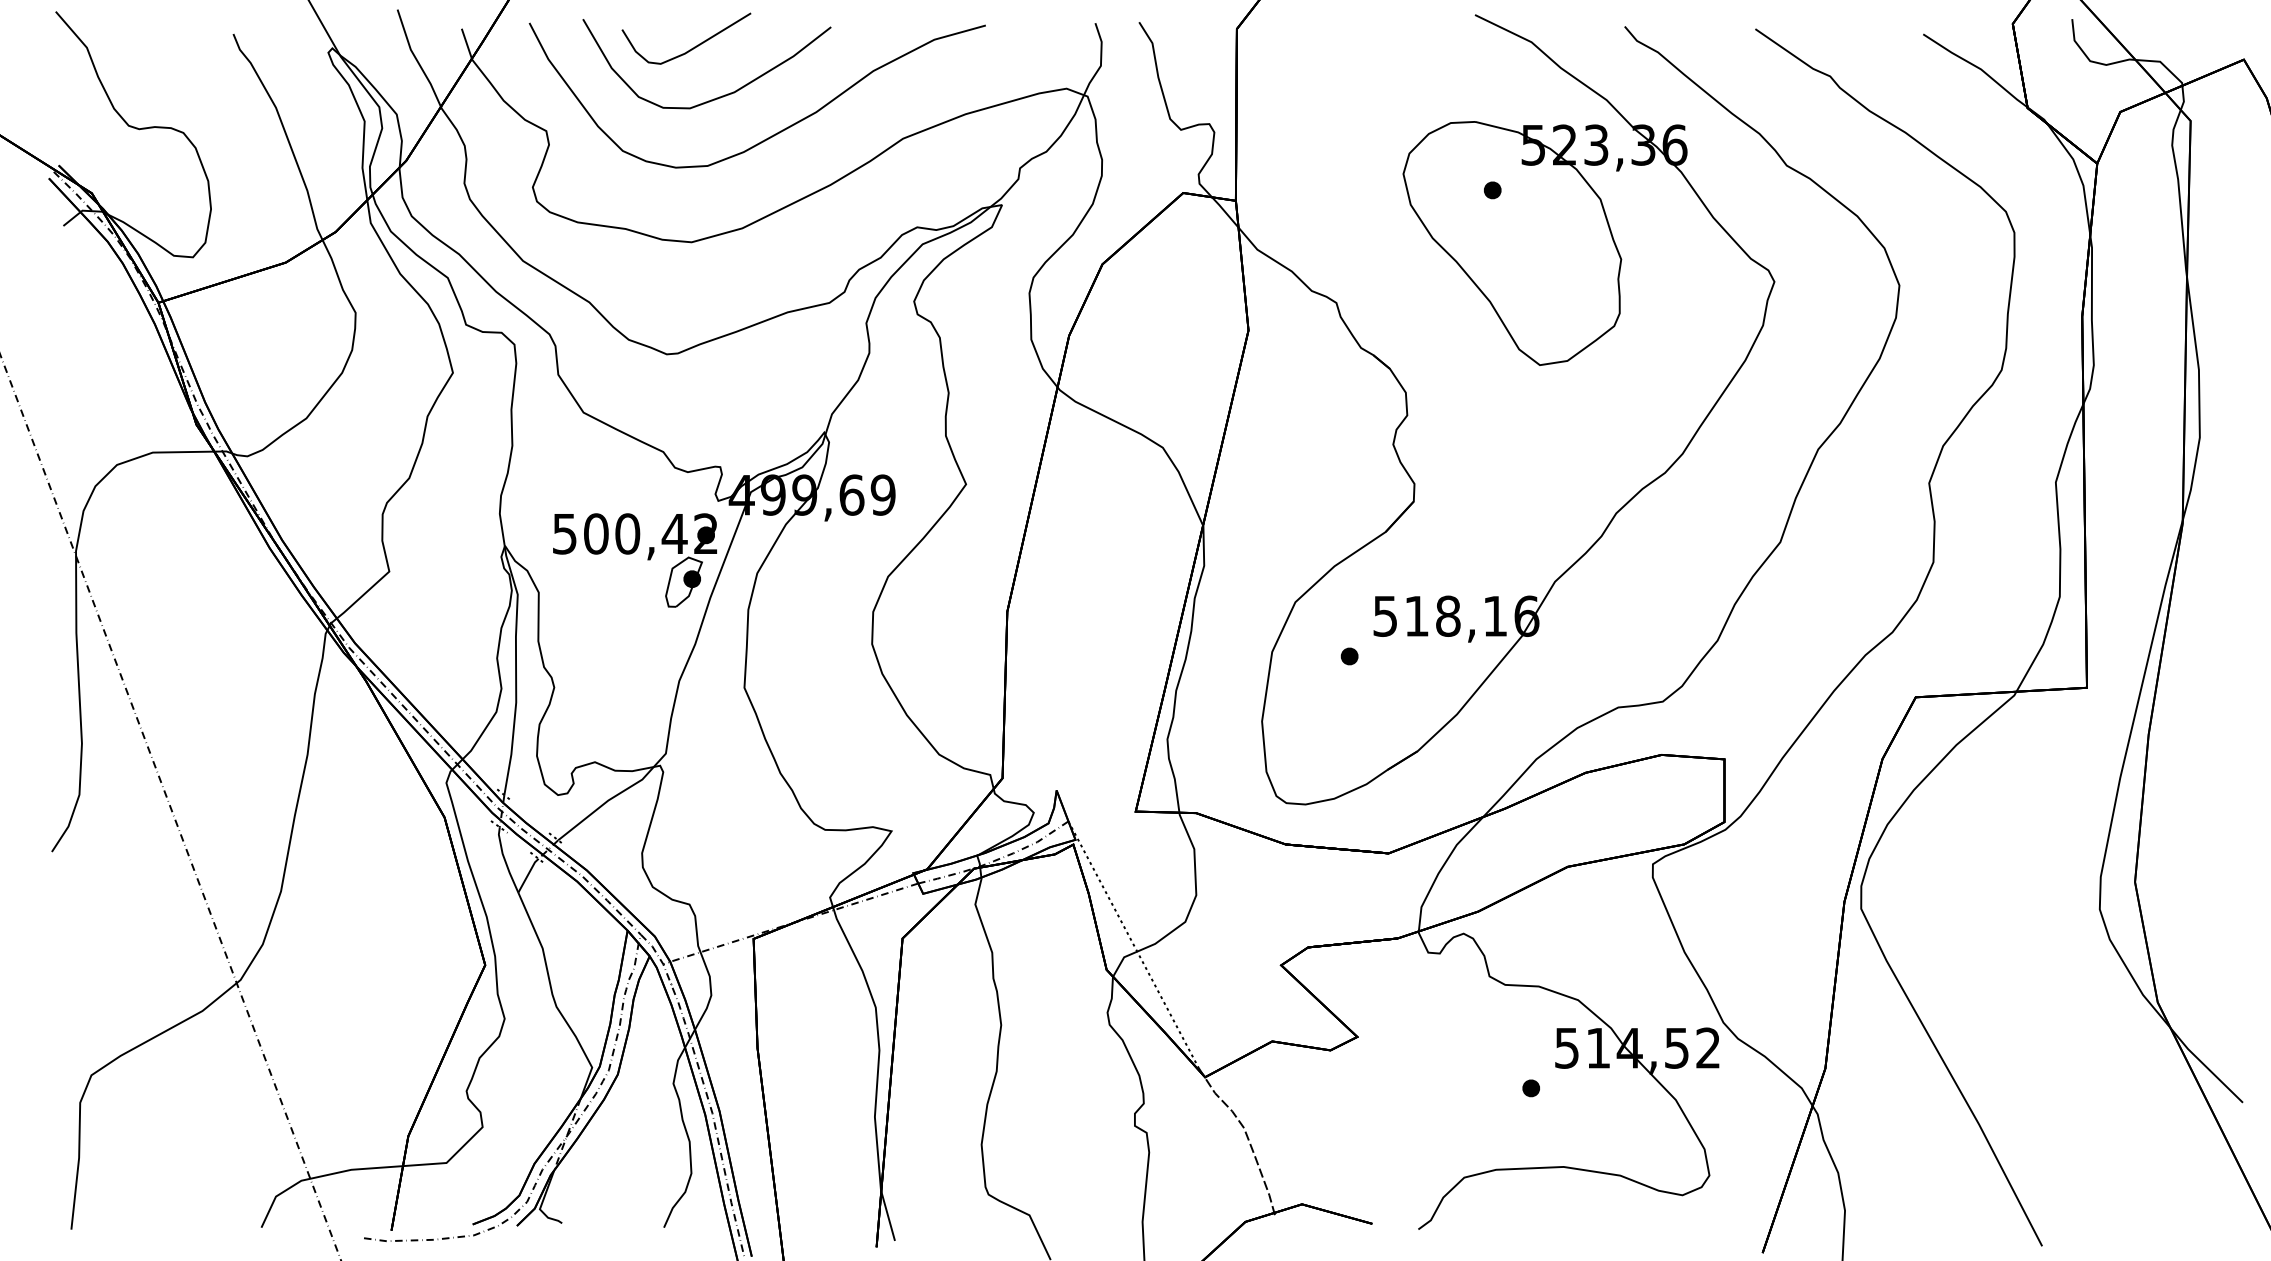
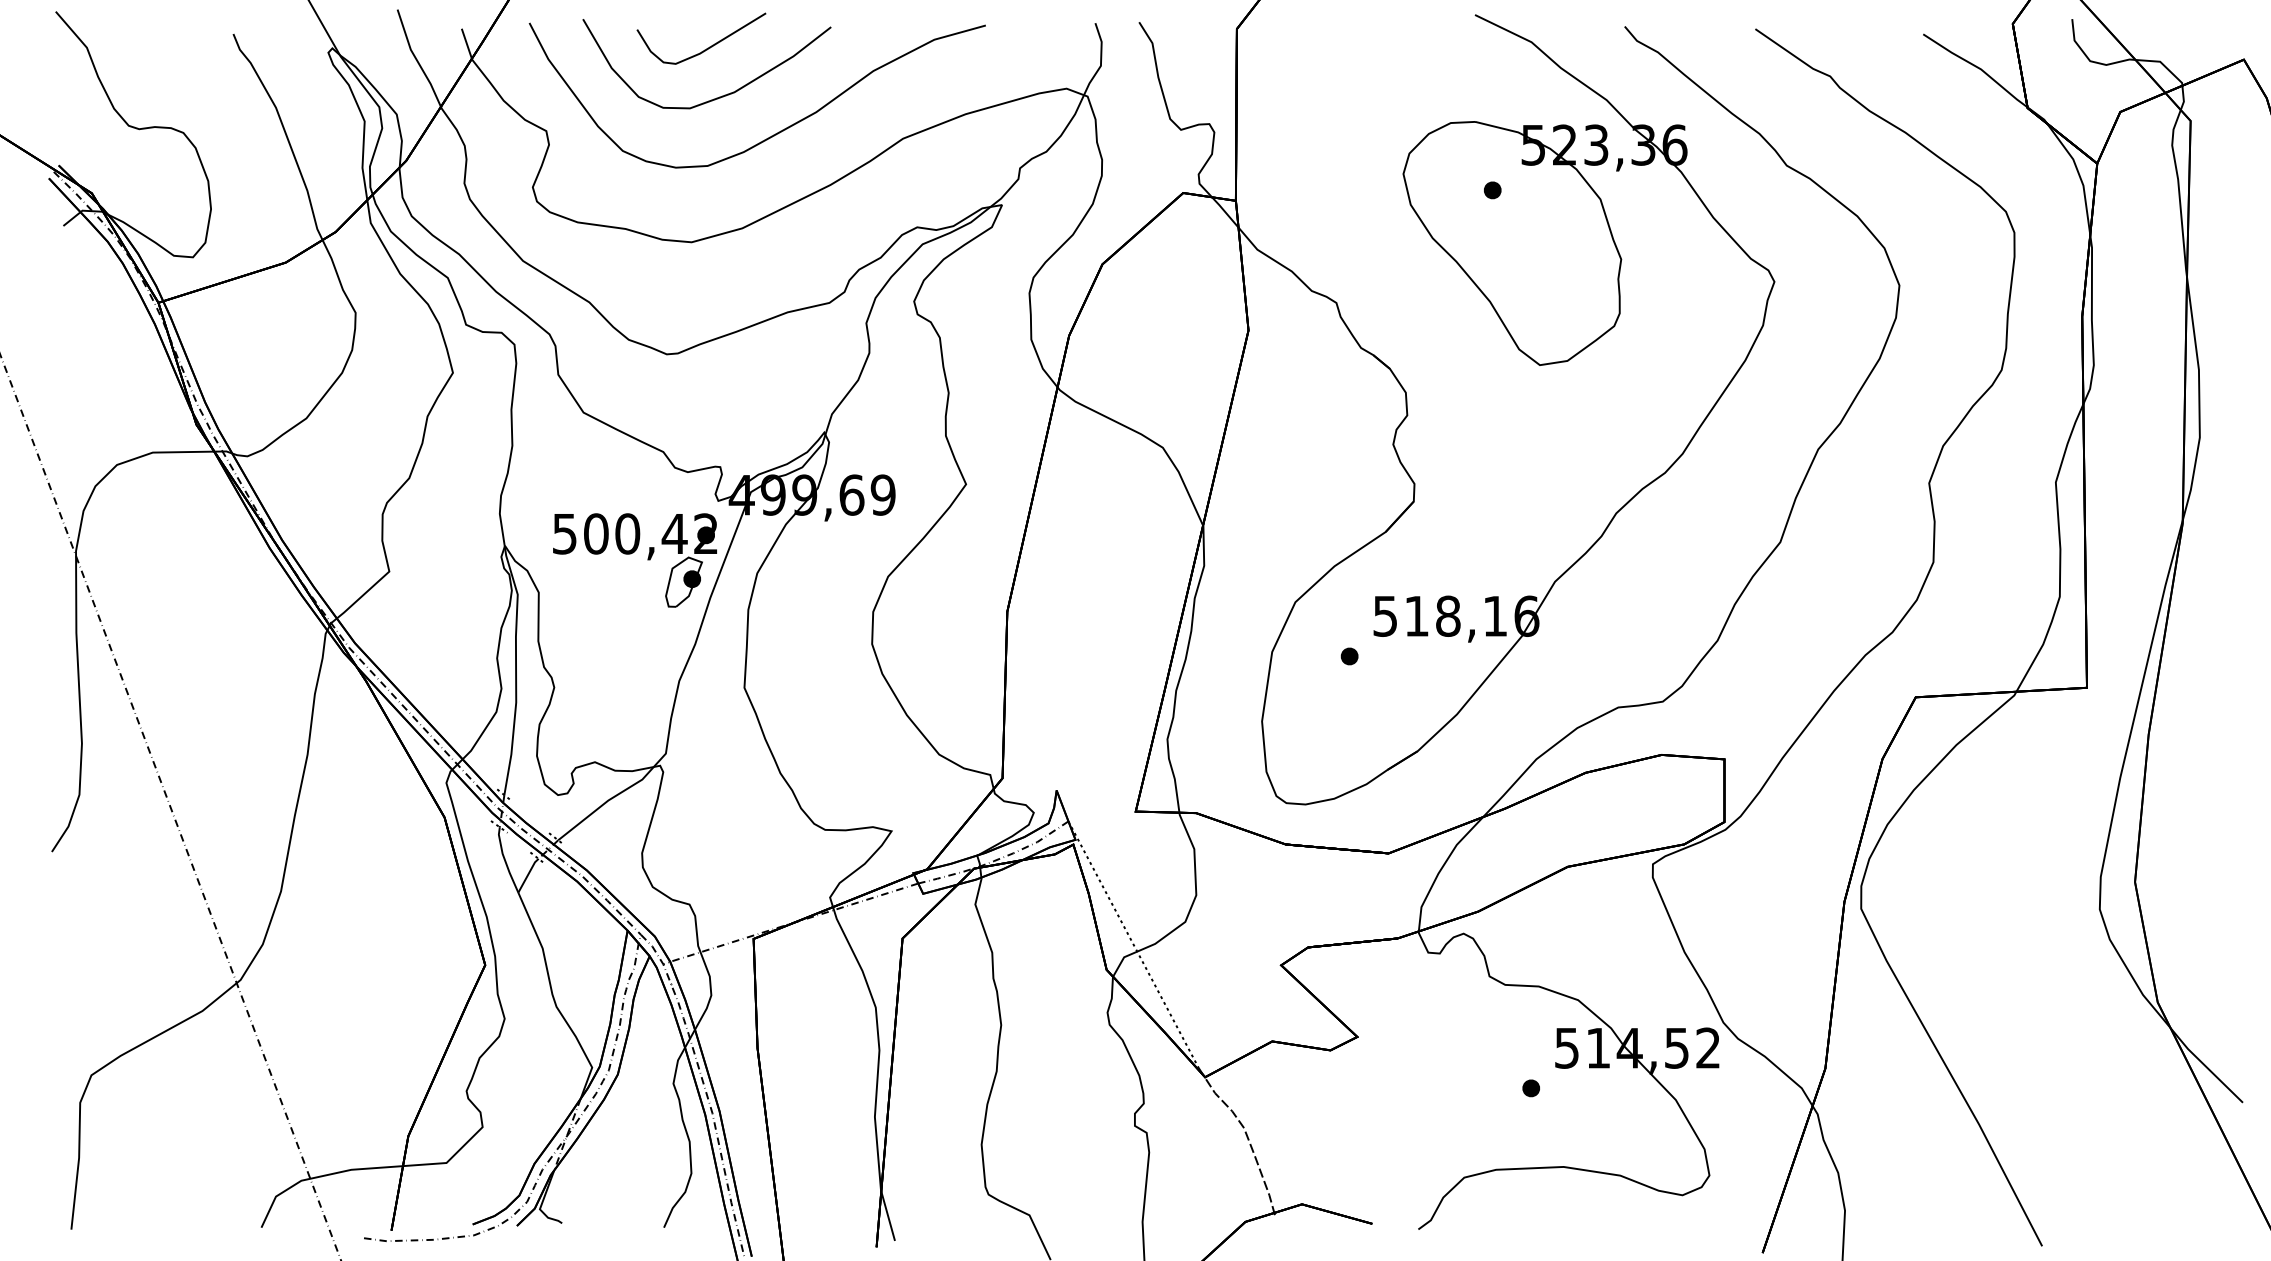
curve position: (691, 48) -> (706, 48) (706, 48)
